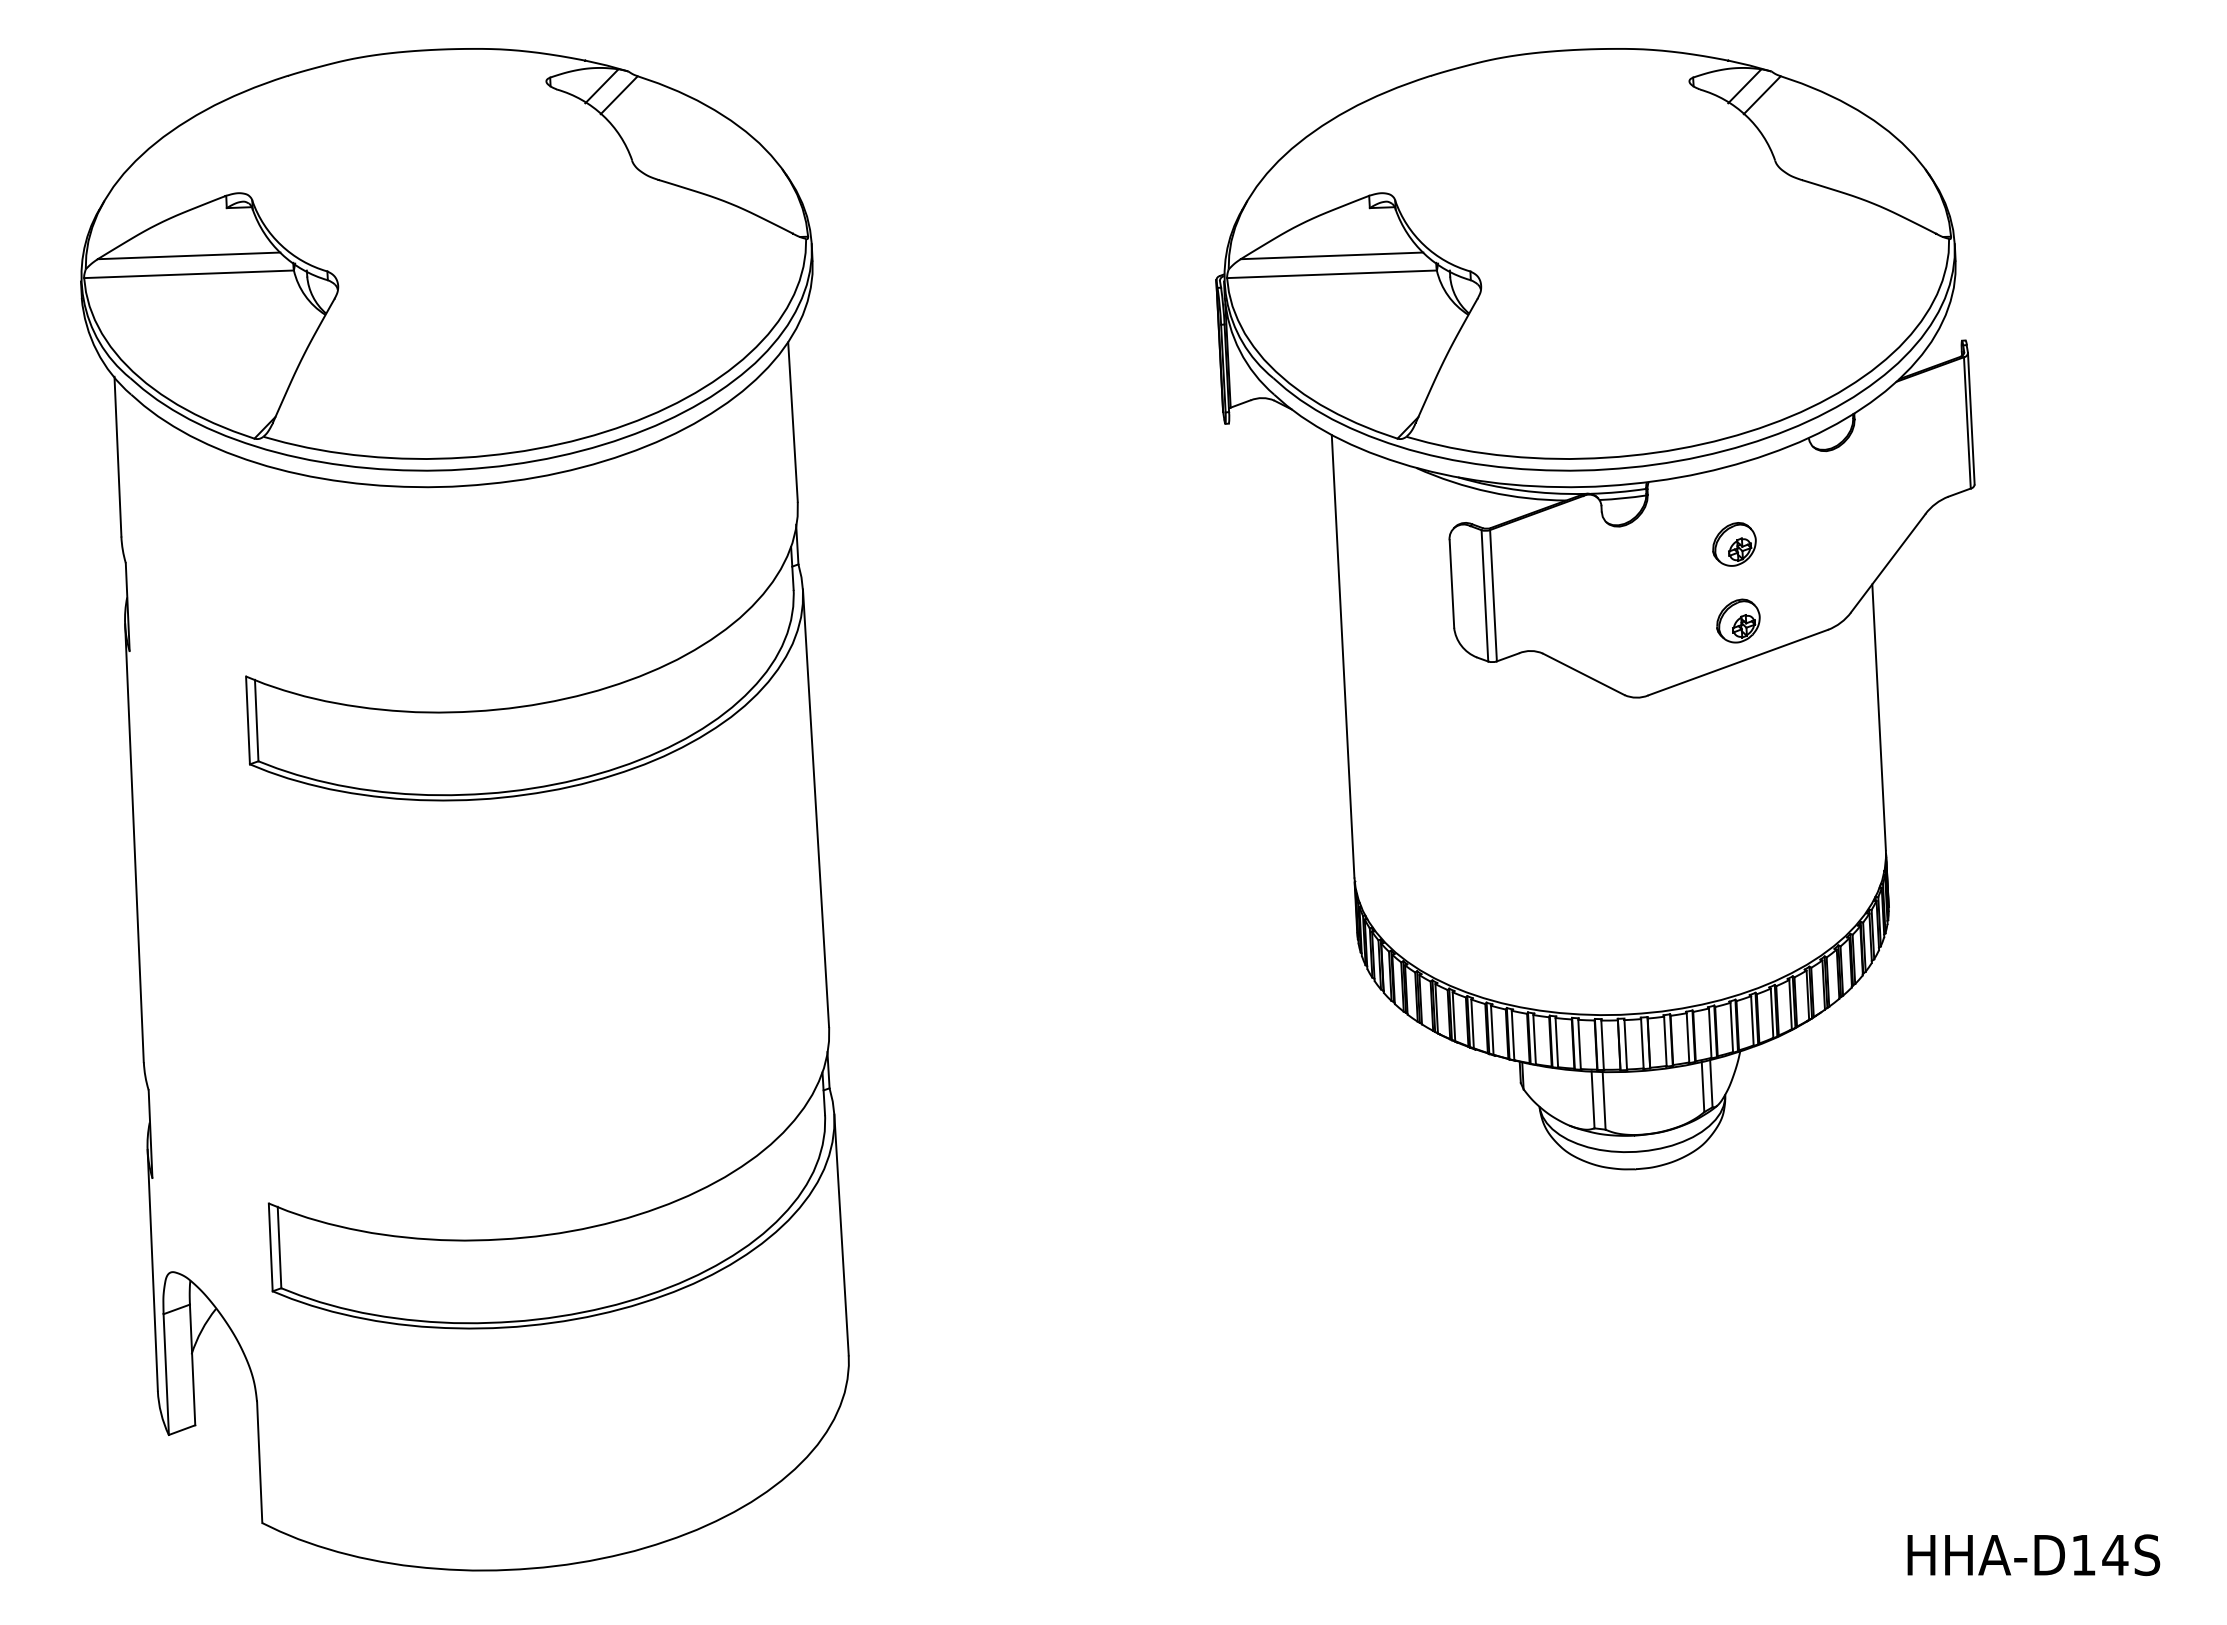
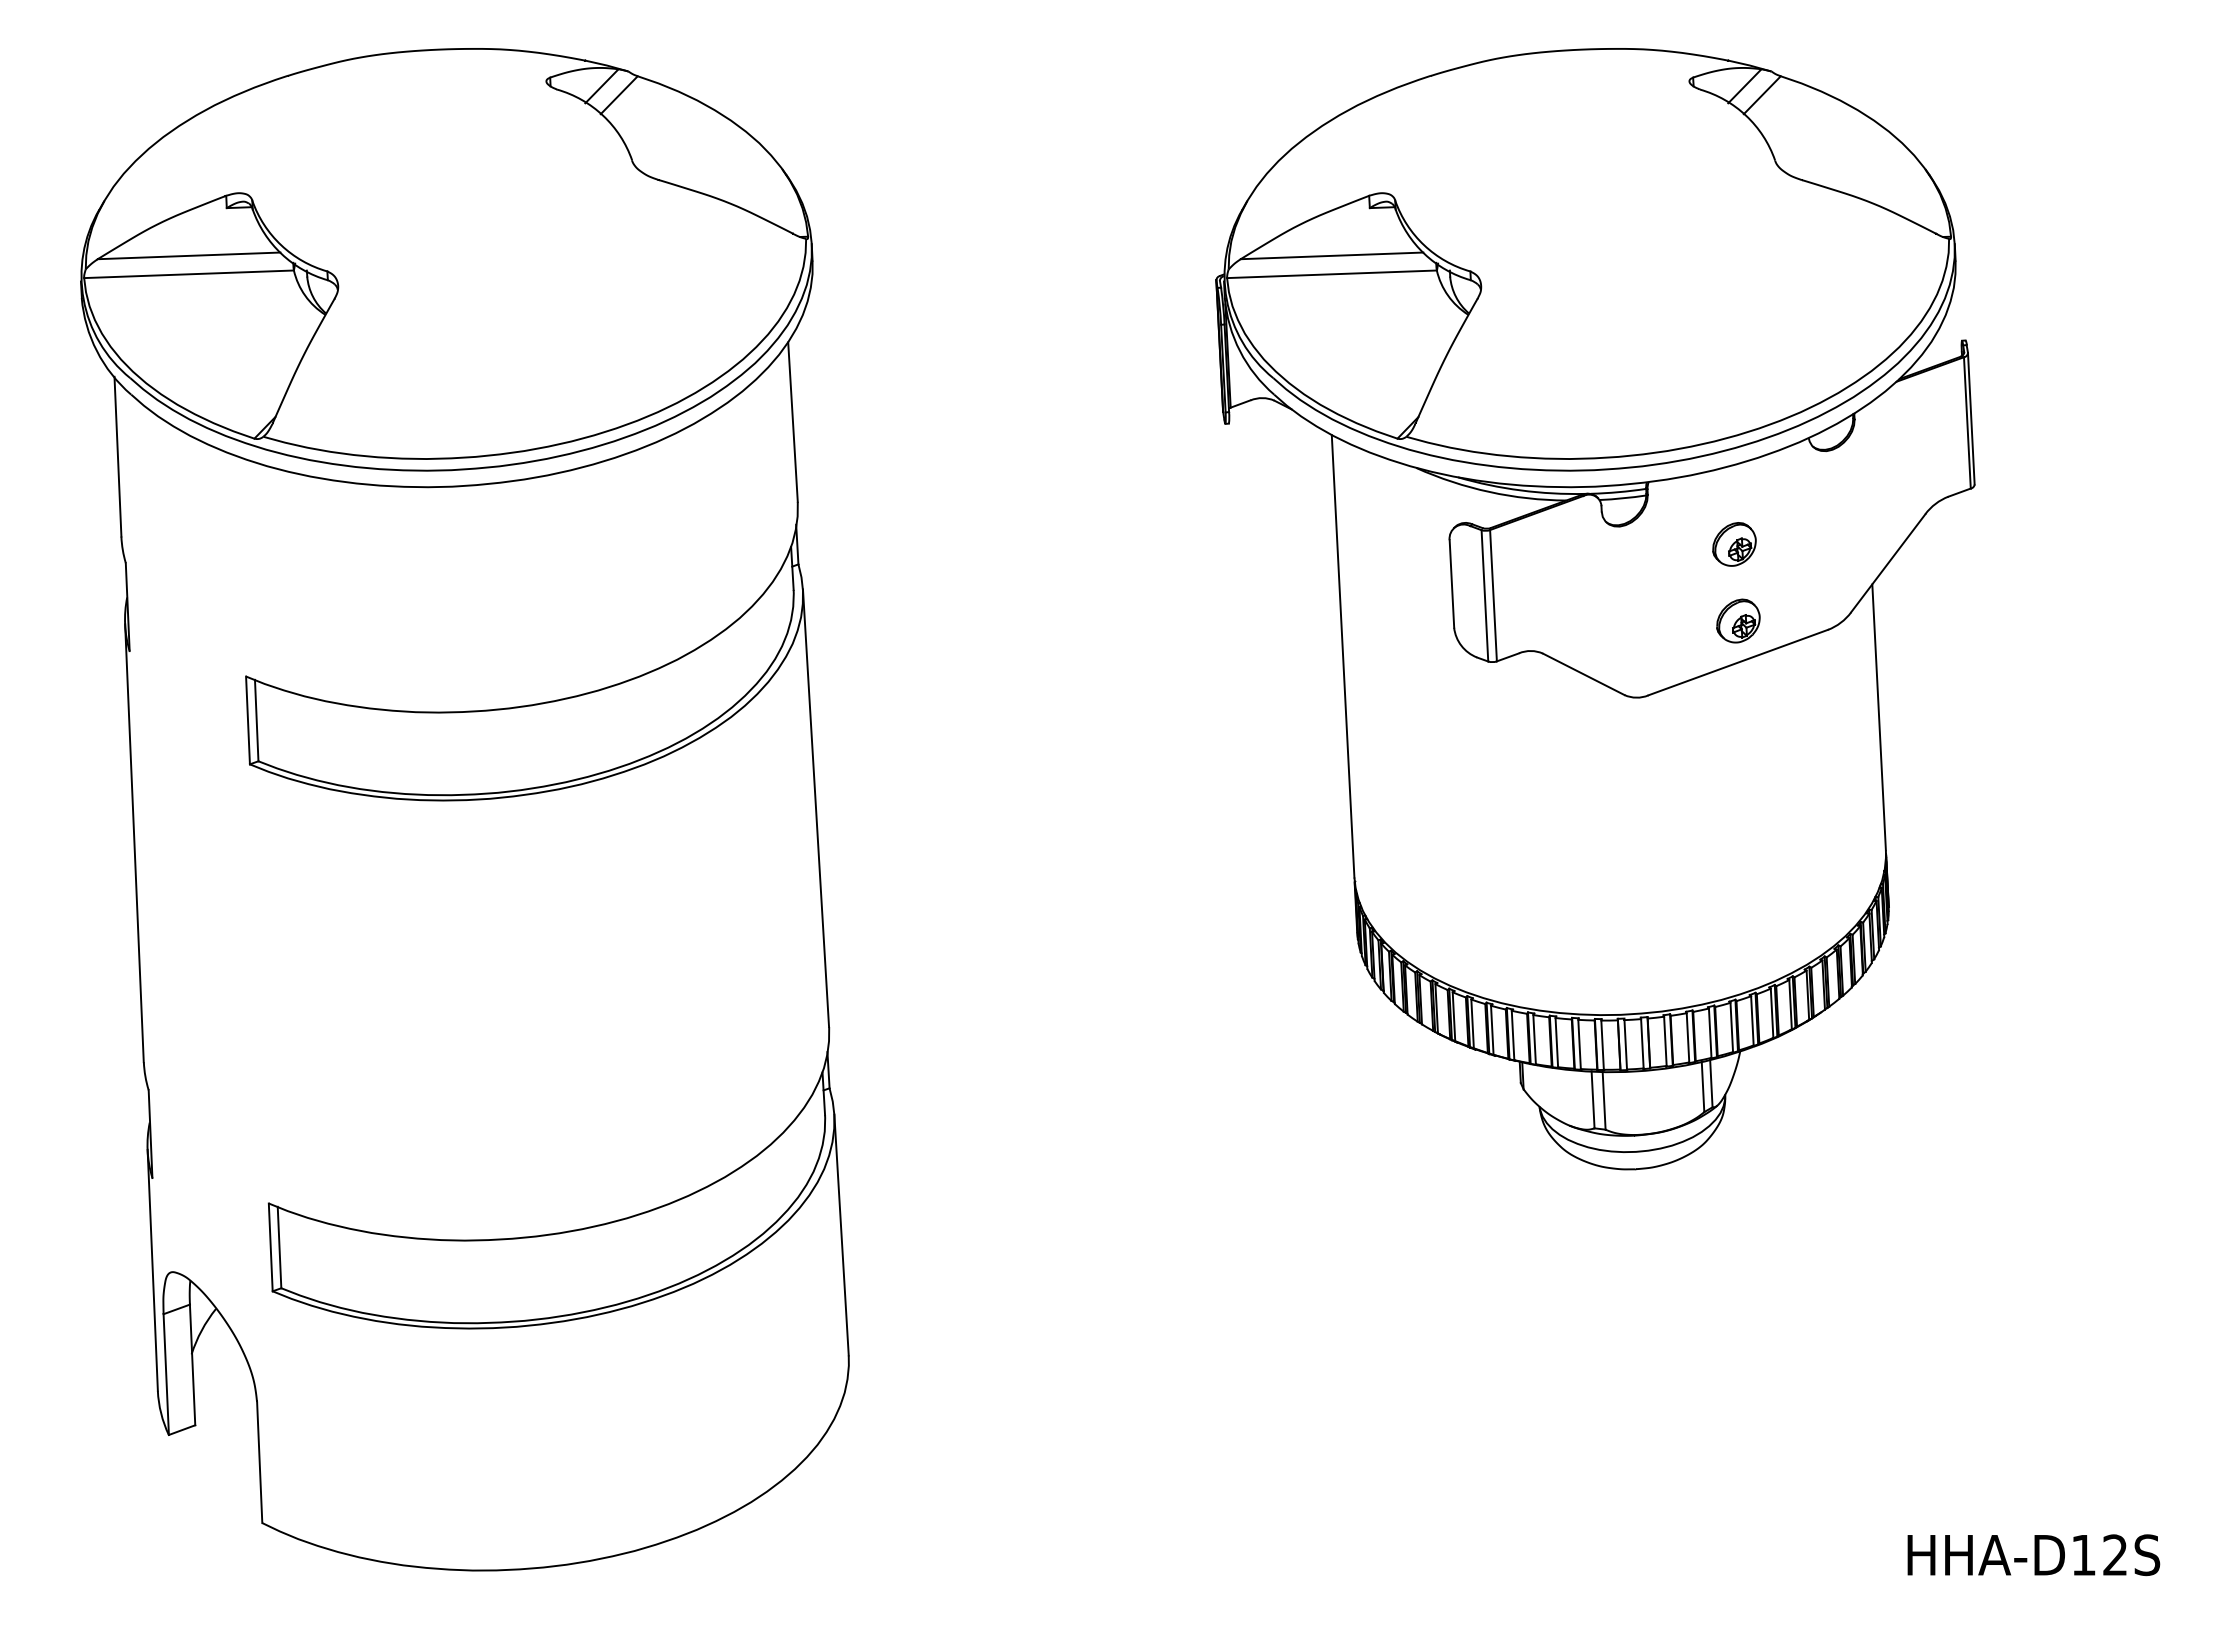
text: HHA-D14S -> HHA-D12S (2115, 1554)
